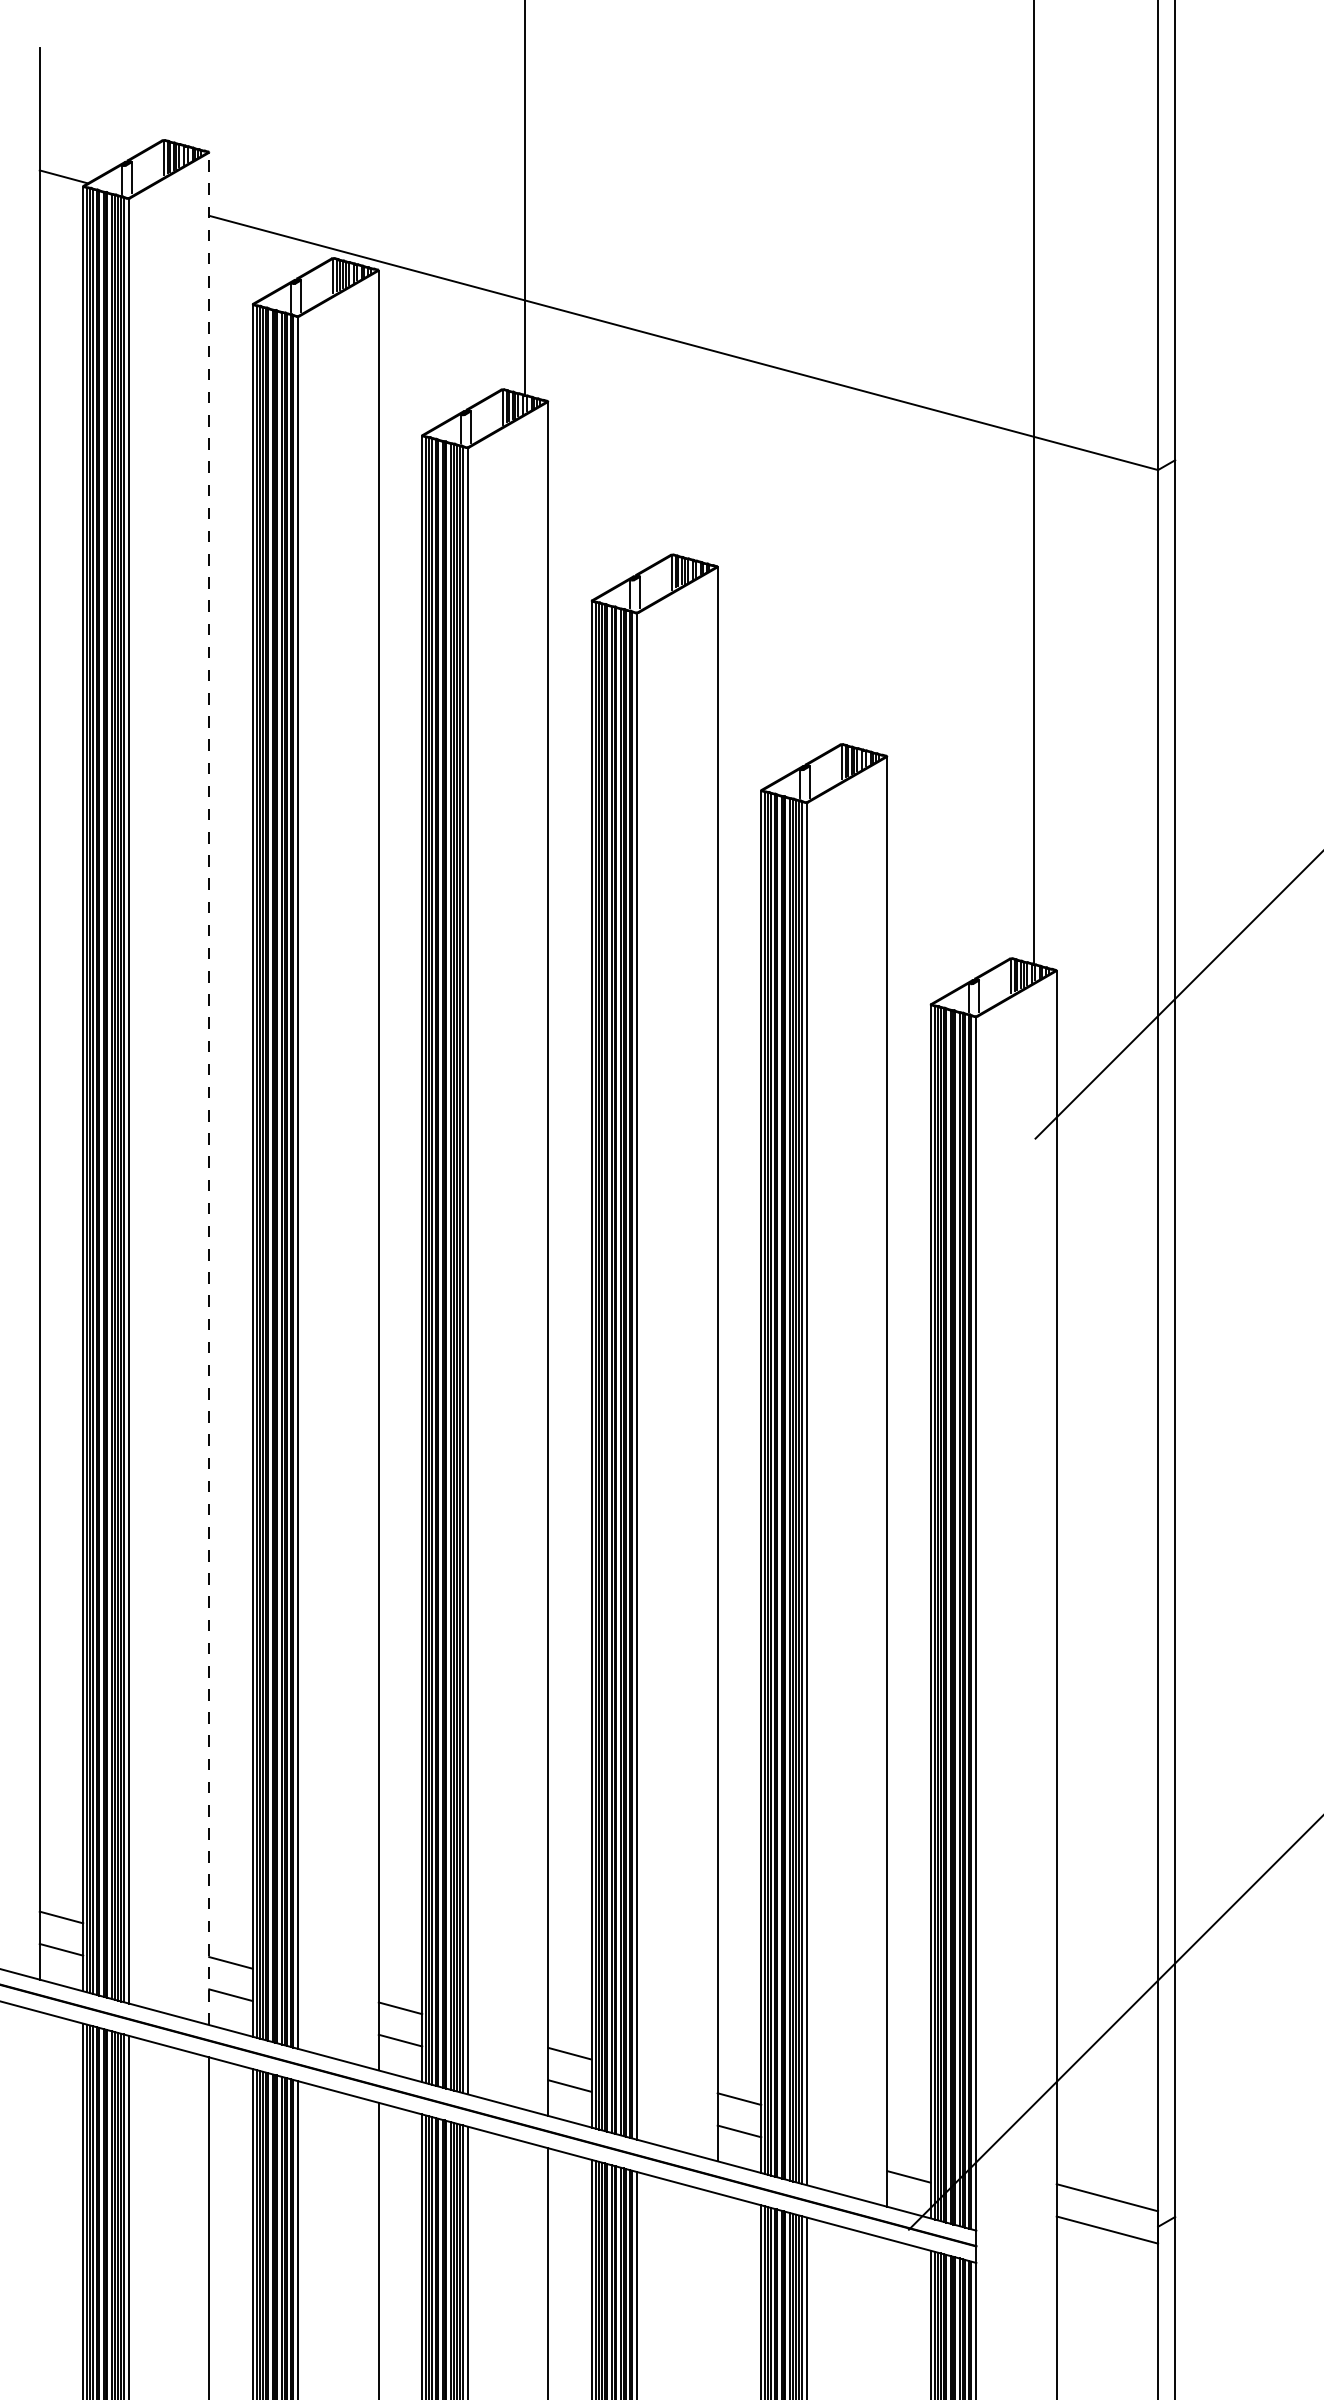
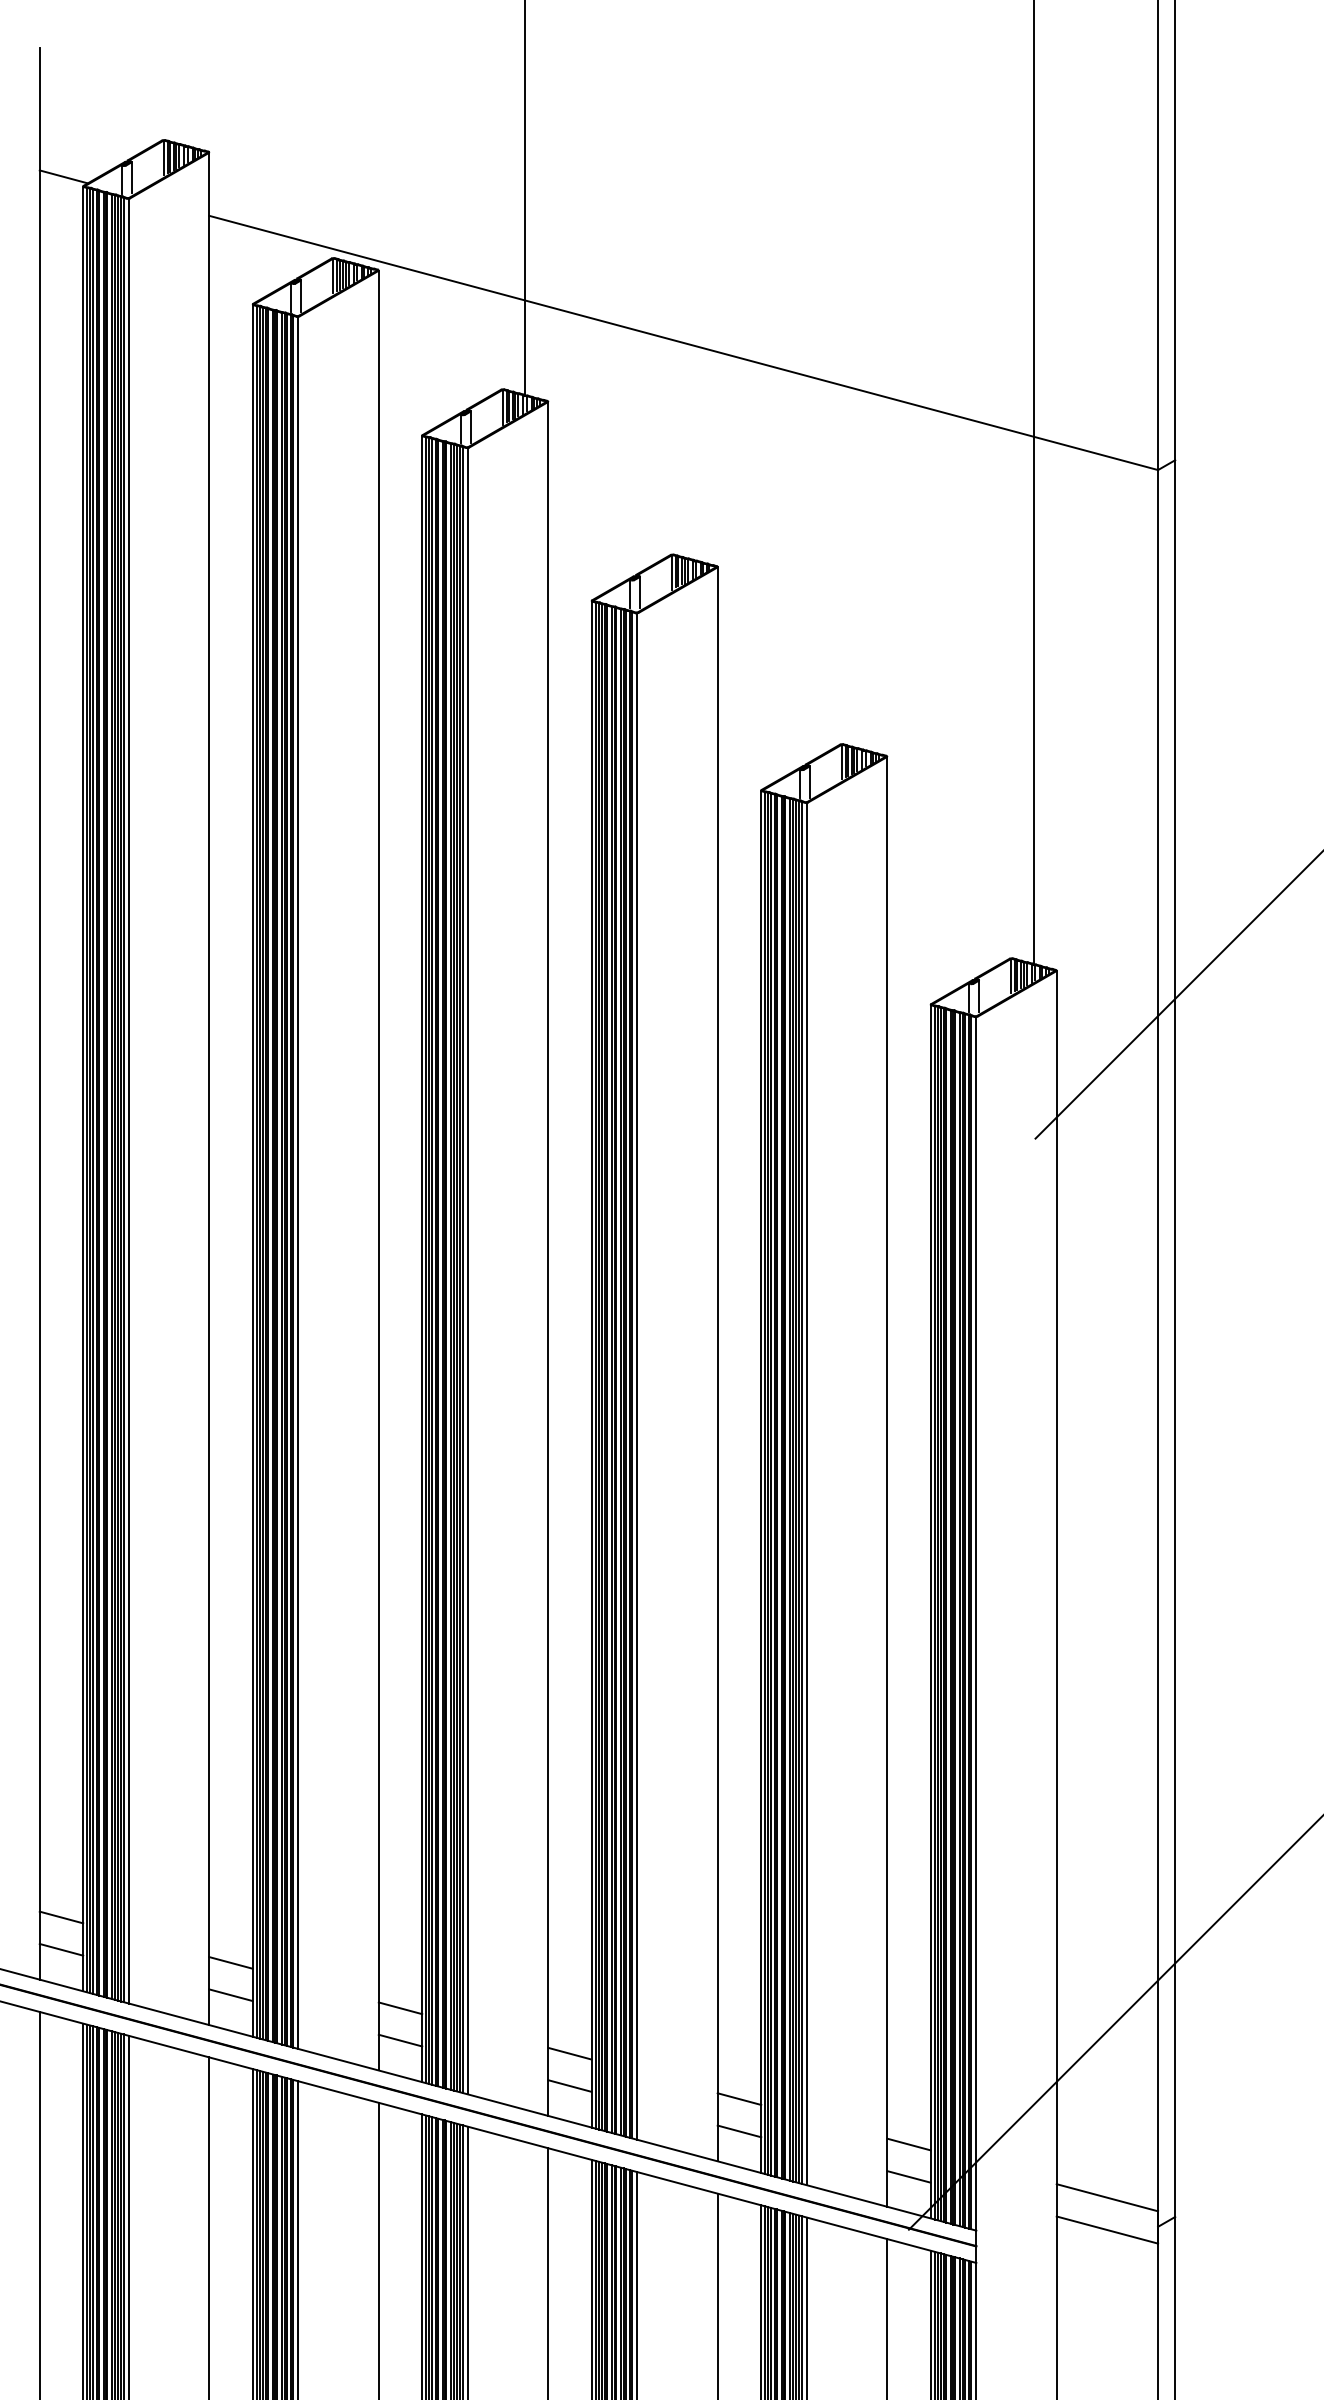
line: dashed -> solid (209, 1088)
line: none -> present (908, 2144)
line: none -> present (39, 2203)
line: none -> present (717, 2294)
line: none -> present (887, 2317)
